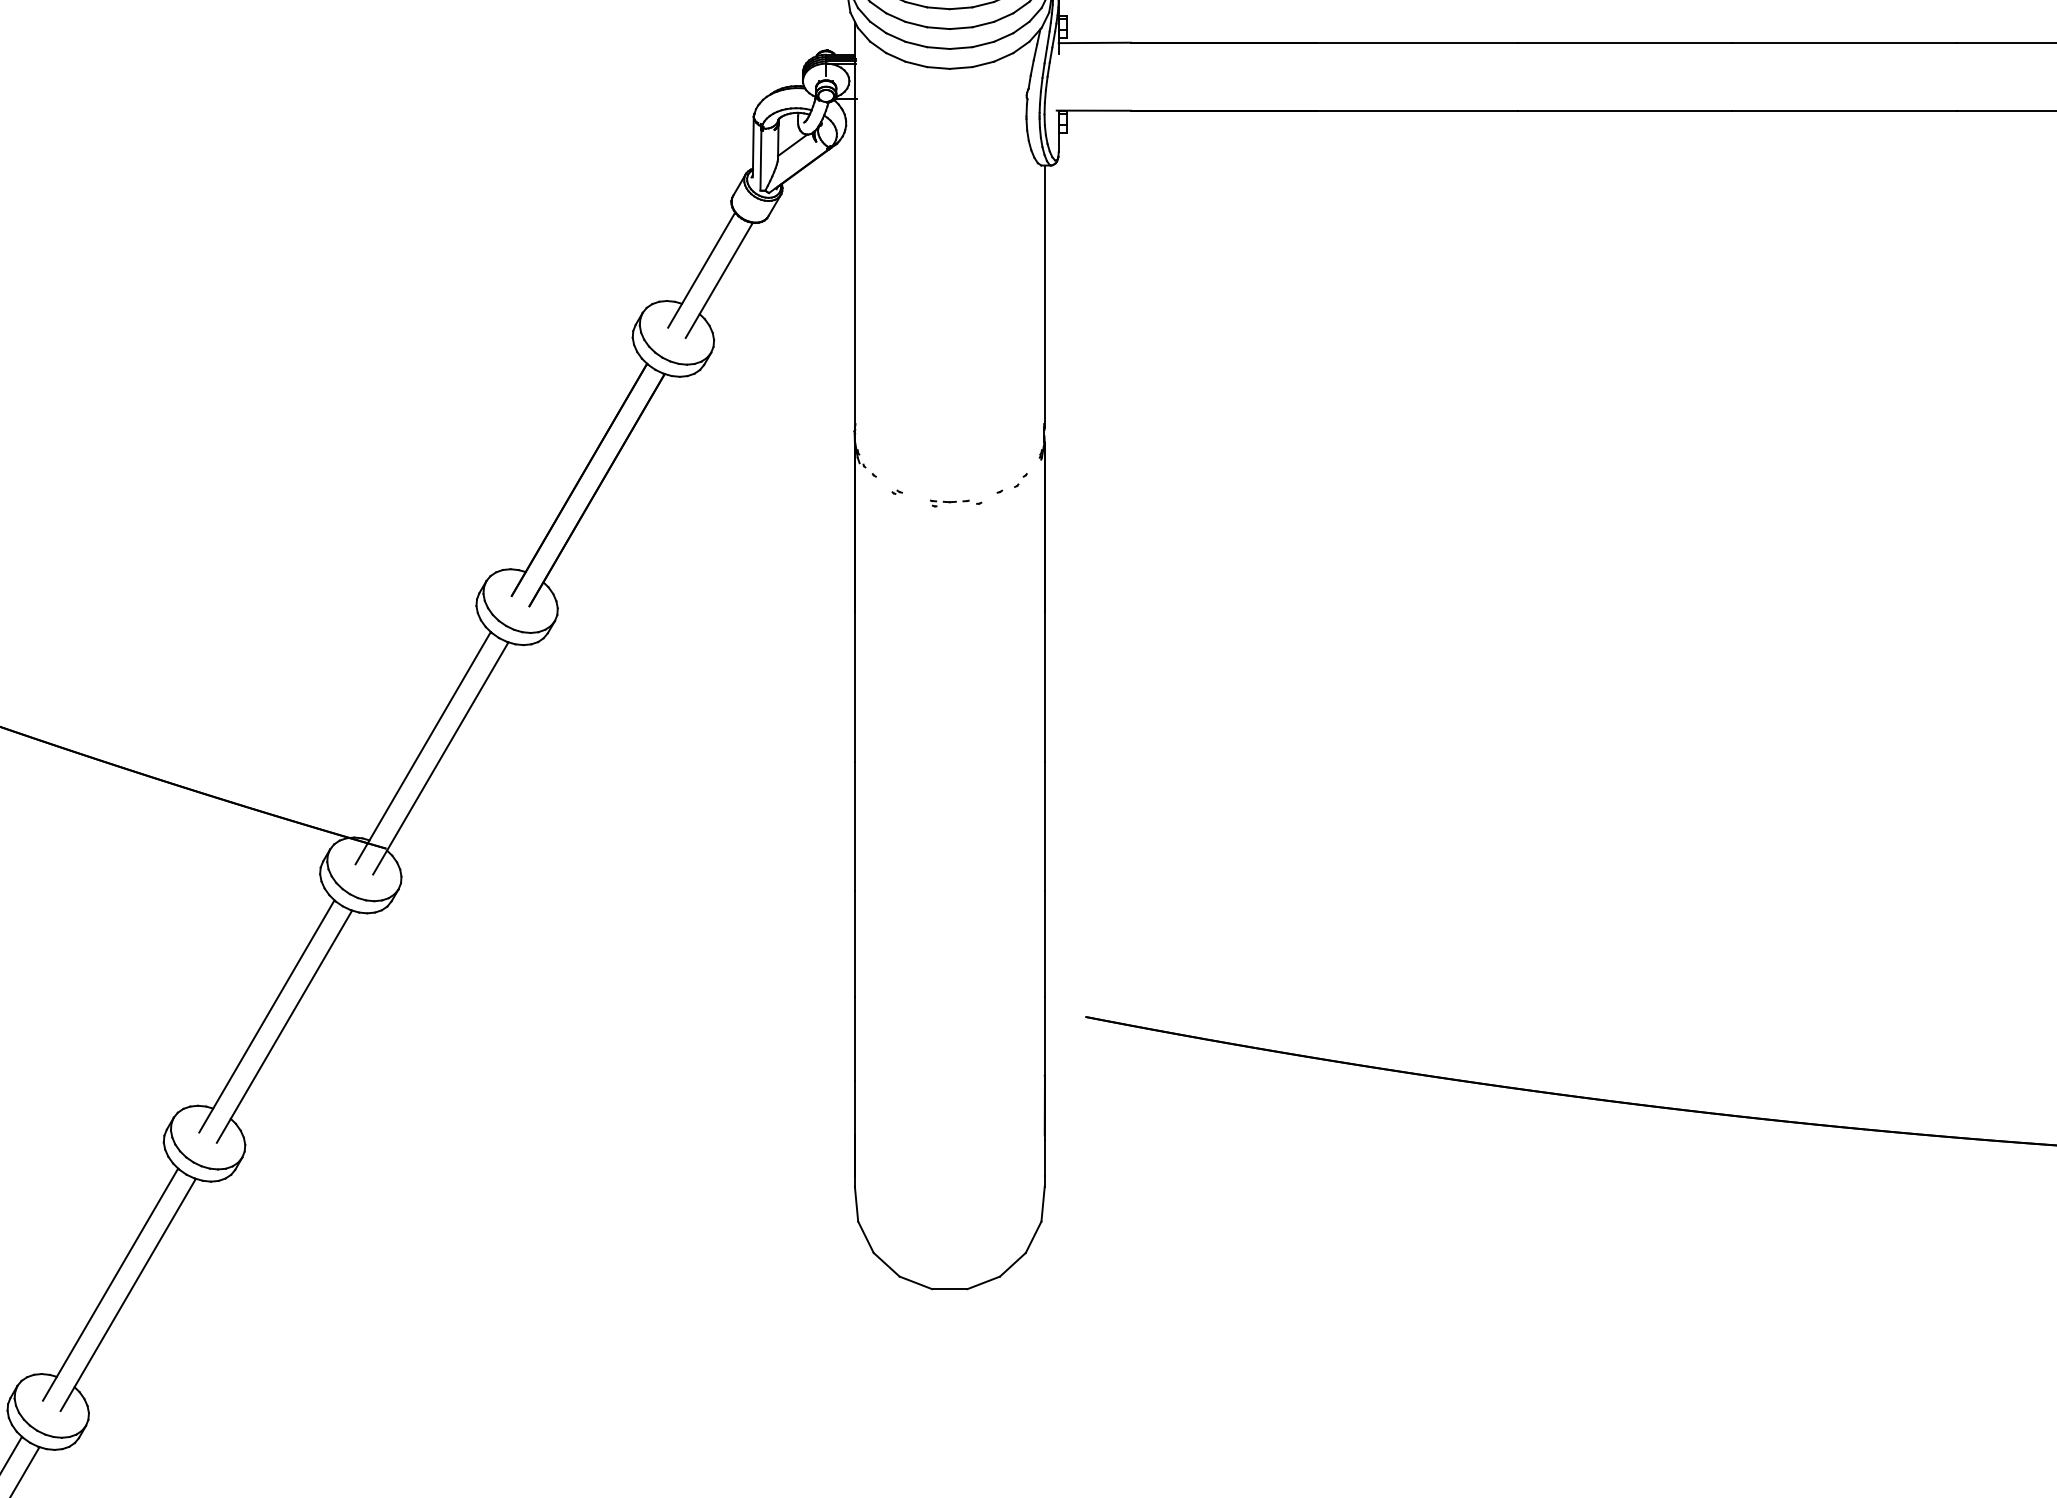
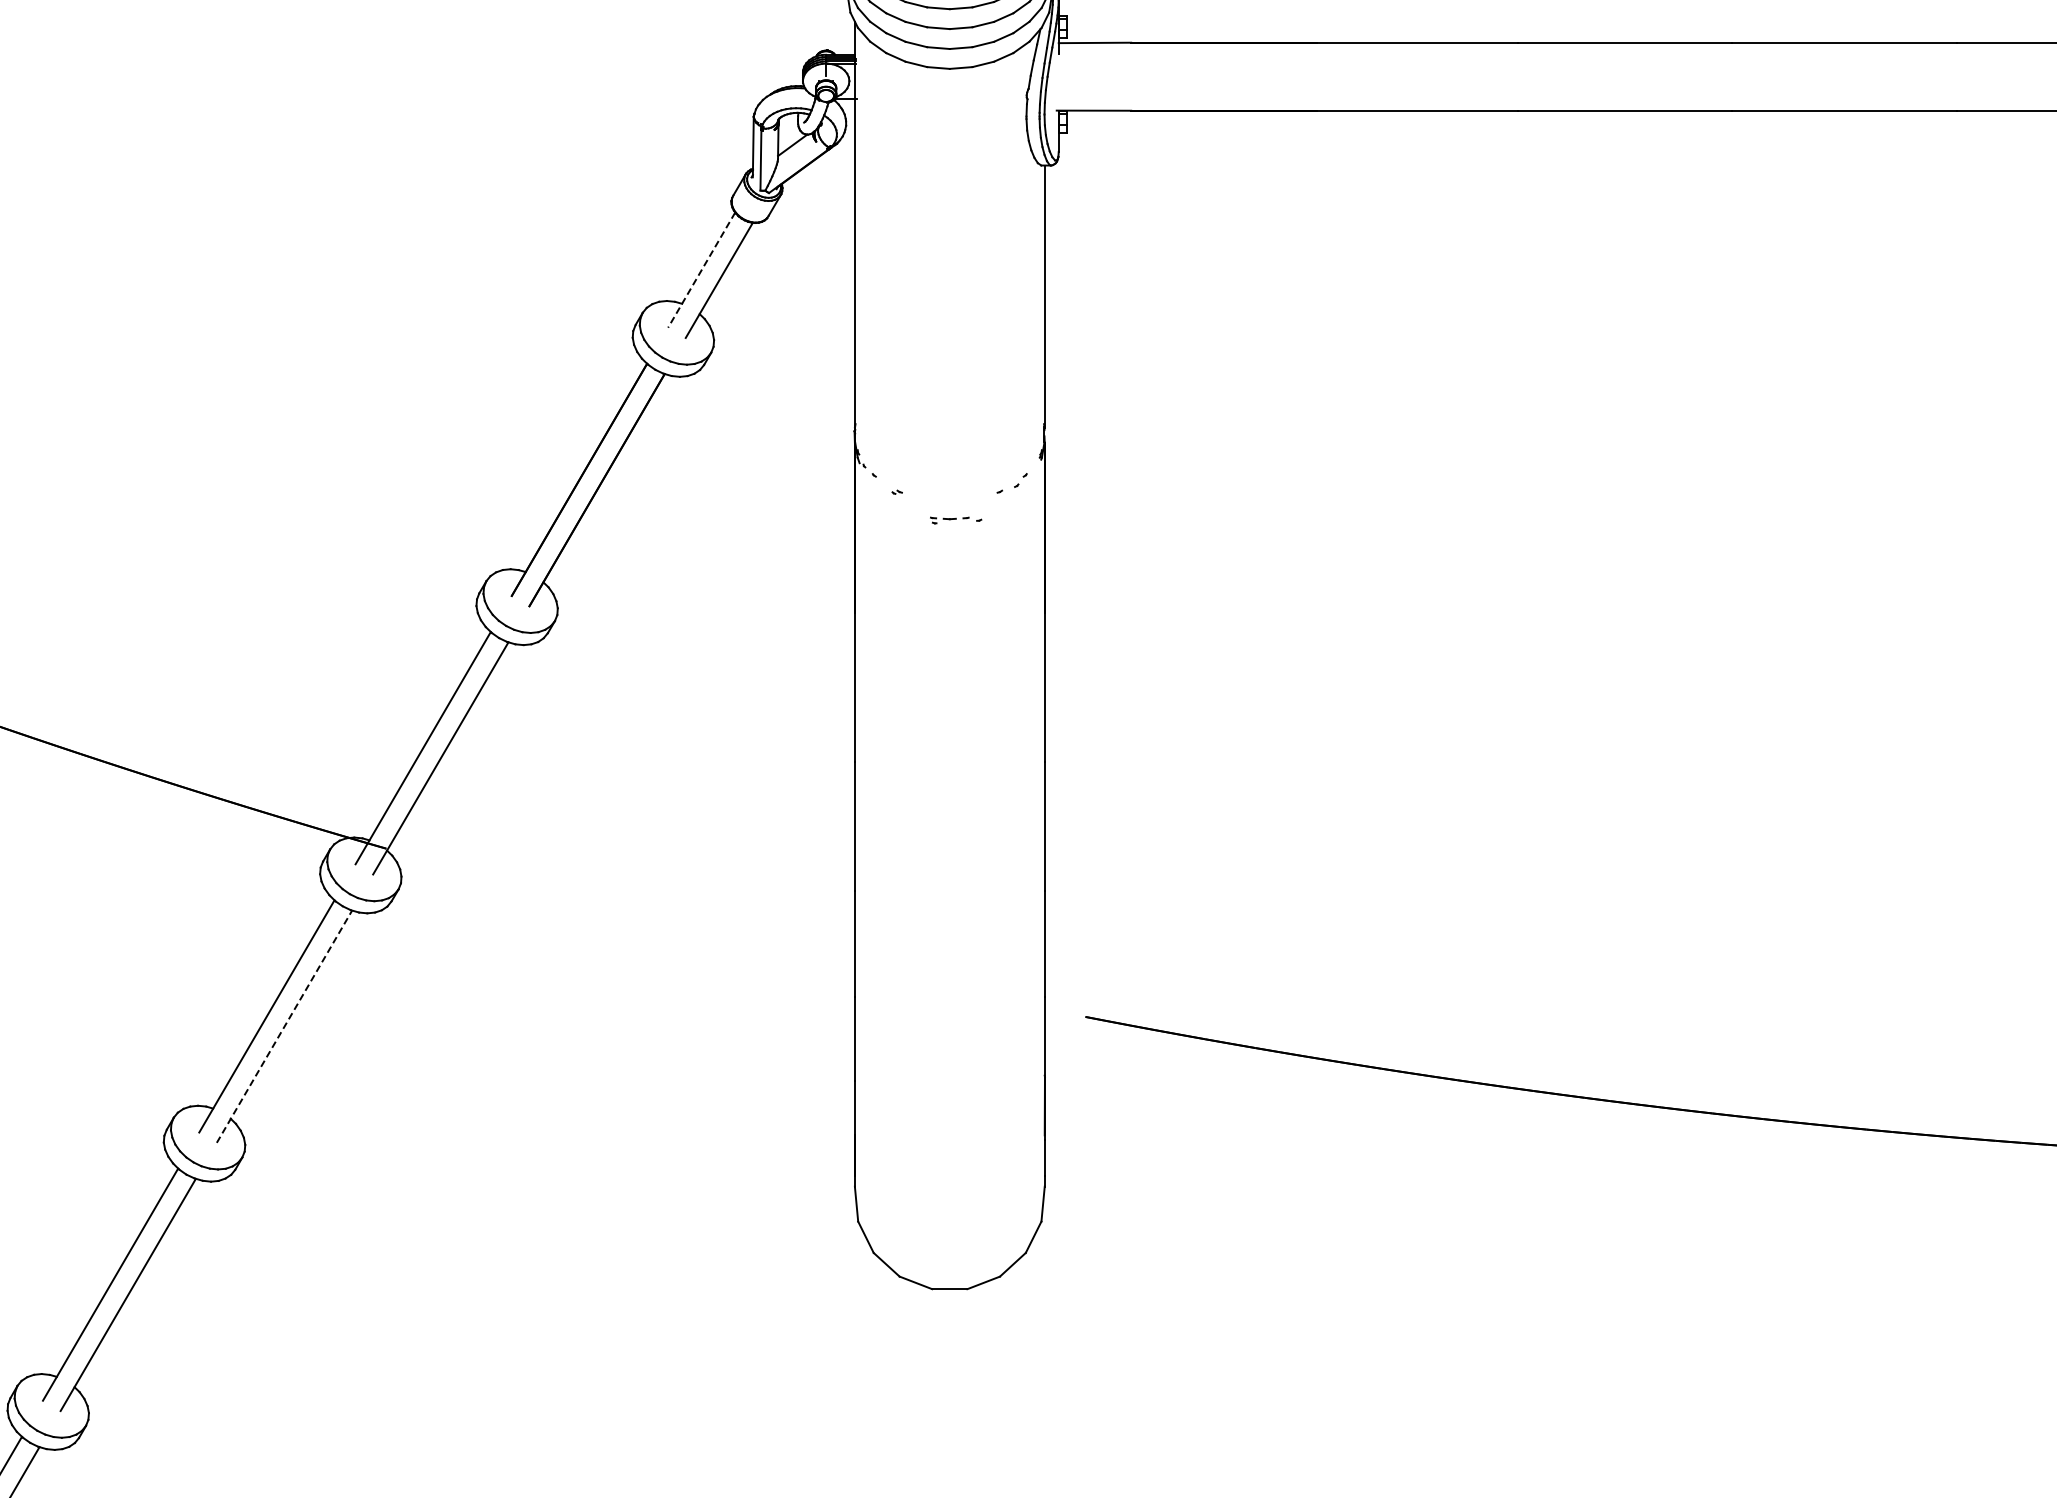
line: solid -> dashed (701, 270)
part position: (956, 503) -> (956, 520) (956, 520)
line: solid -> dashed (284, 1026)
